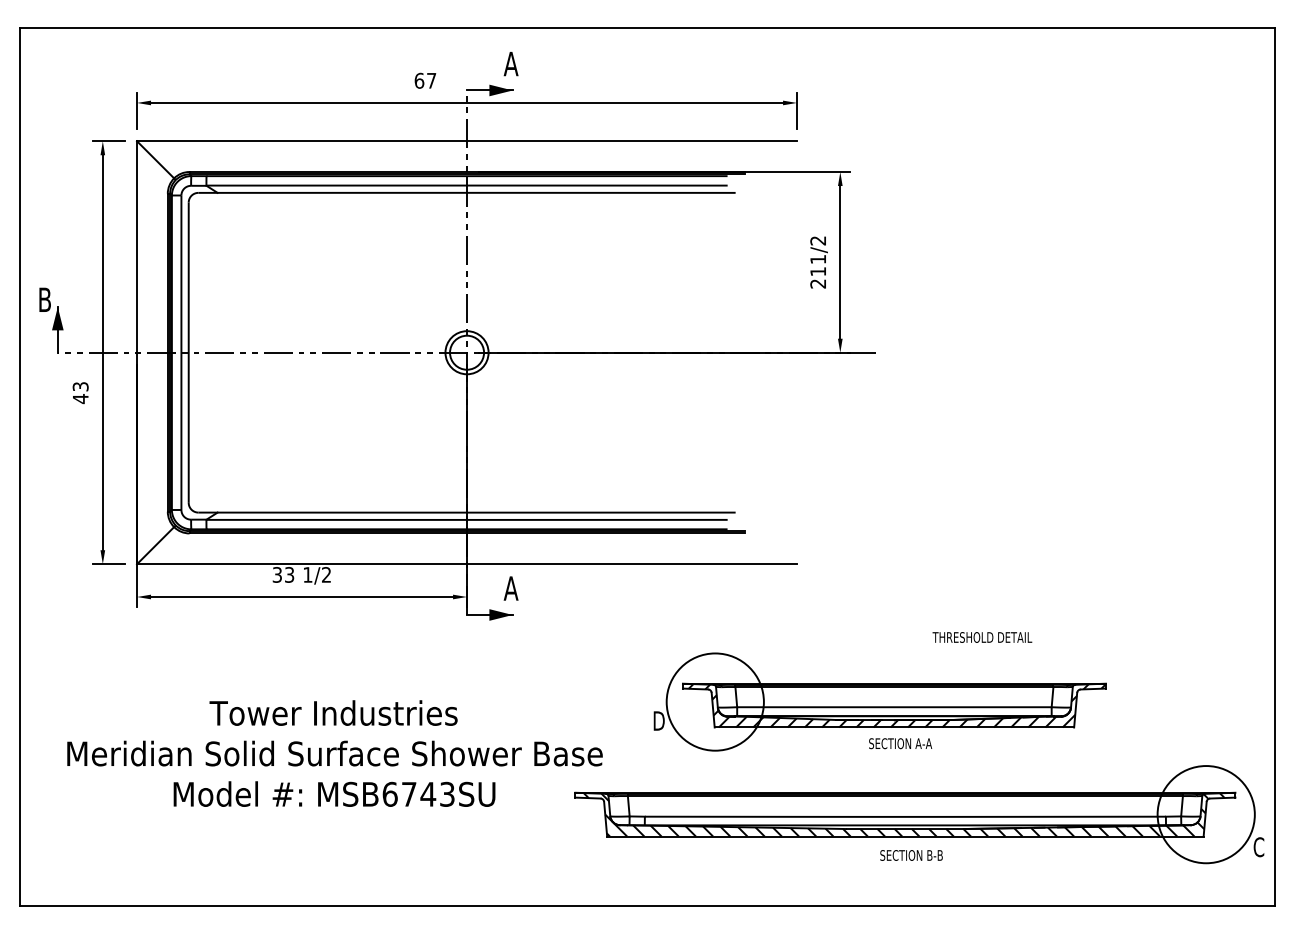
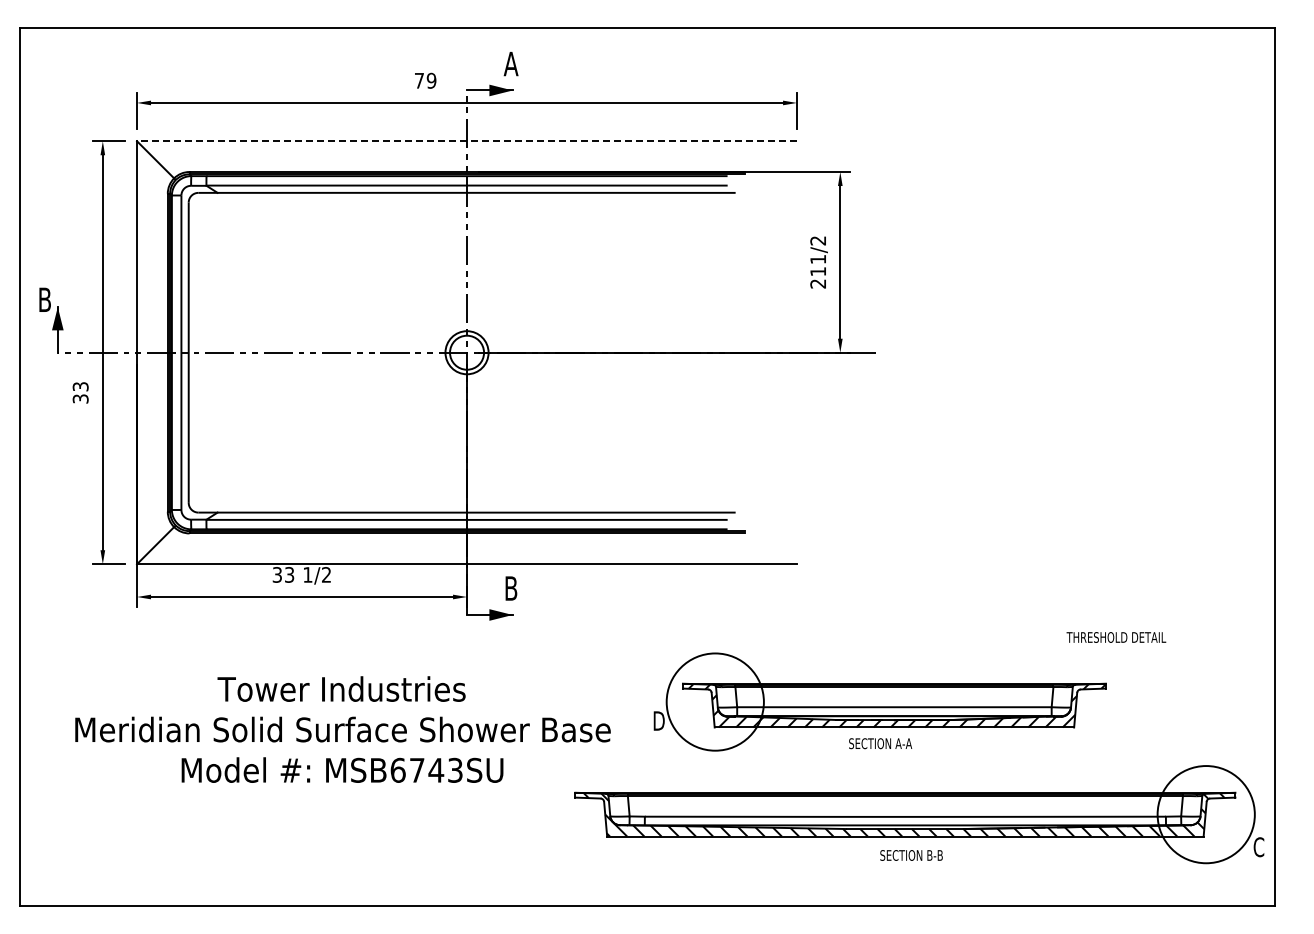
text: 67 -> 79 (425, 80)
line: solid -> dashed (466, 141)
text: 43 -> 33 (80, 399)
text: A -> B (510, 588)
text position: (982, 637) -> (1116, 637) (1116, 637)
text position: (900, 743) -> (880, 743) (880, 743)
text position: (334, 753) -> (342, 729) (342, 729)
